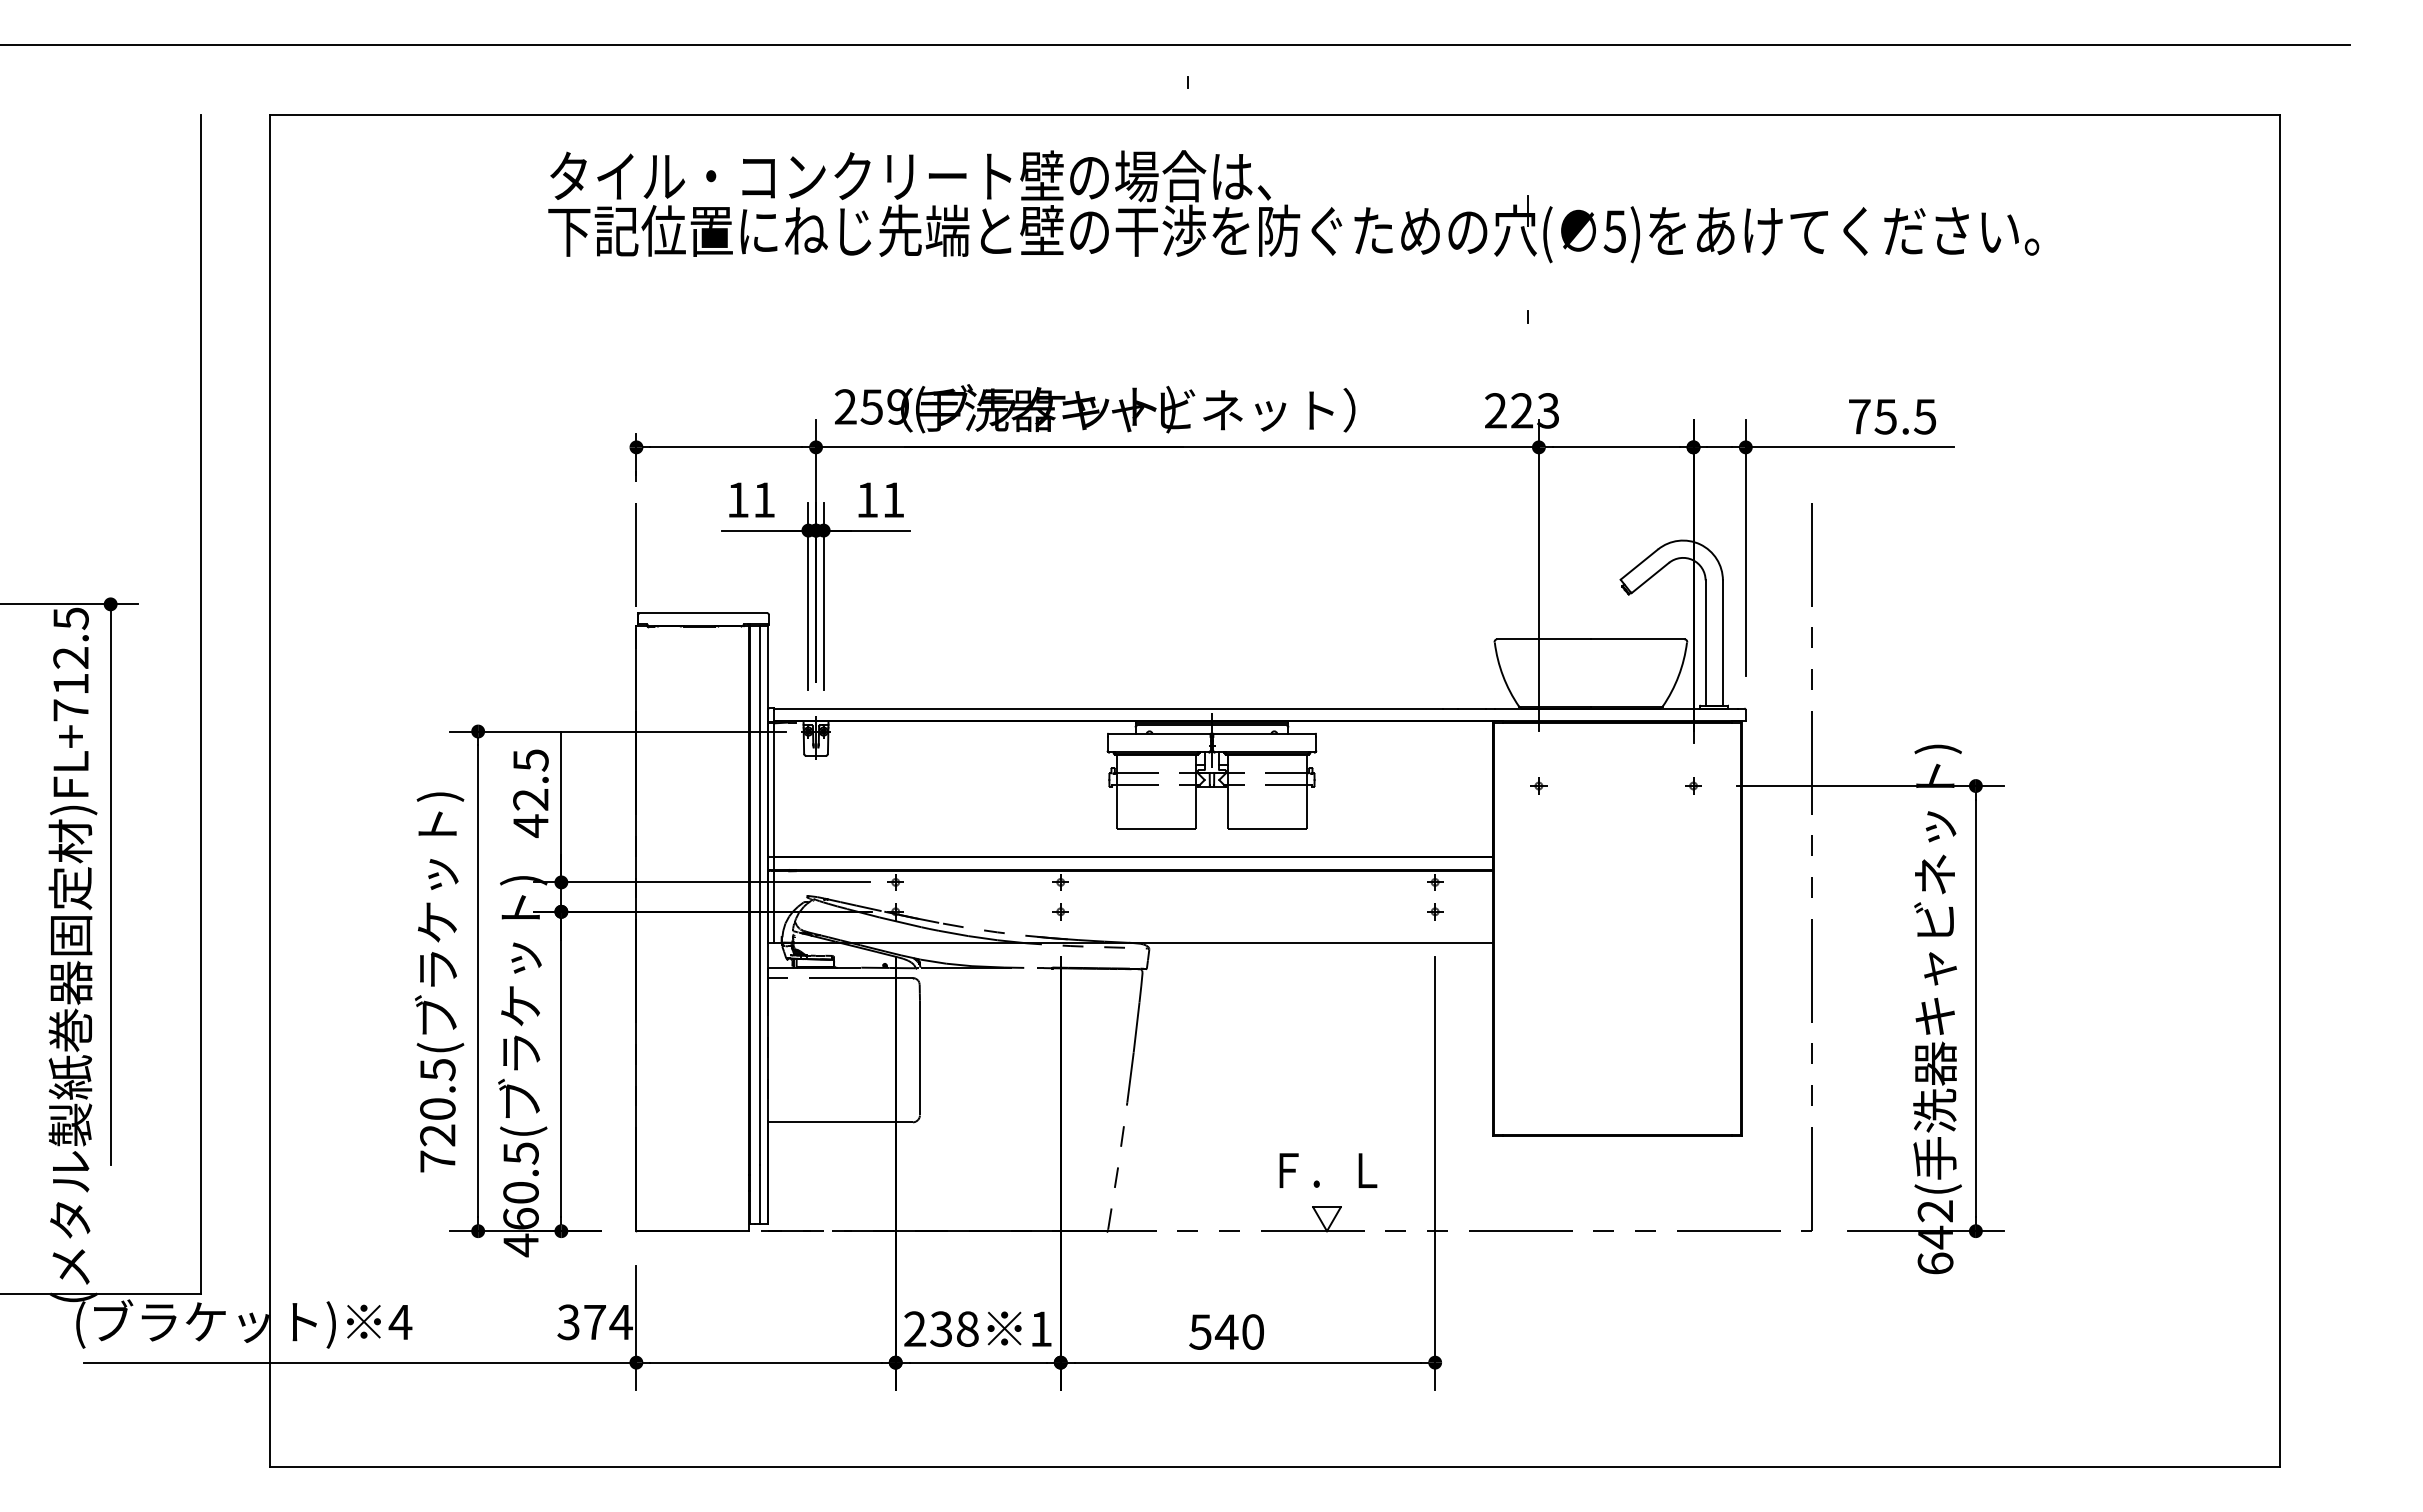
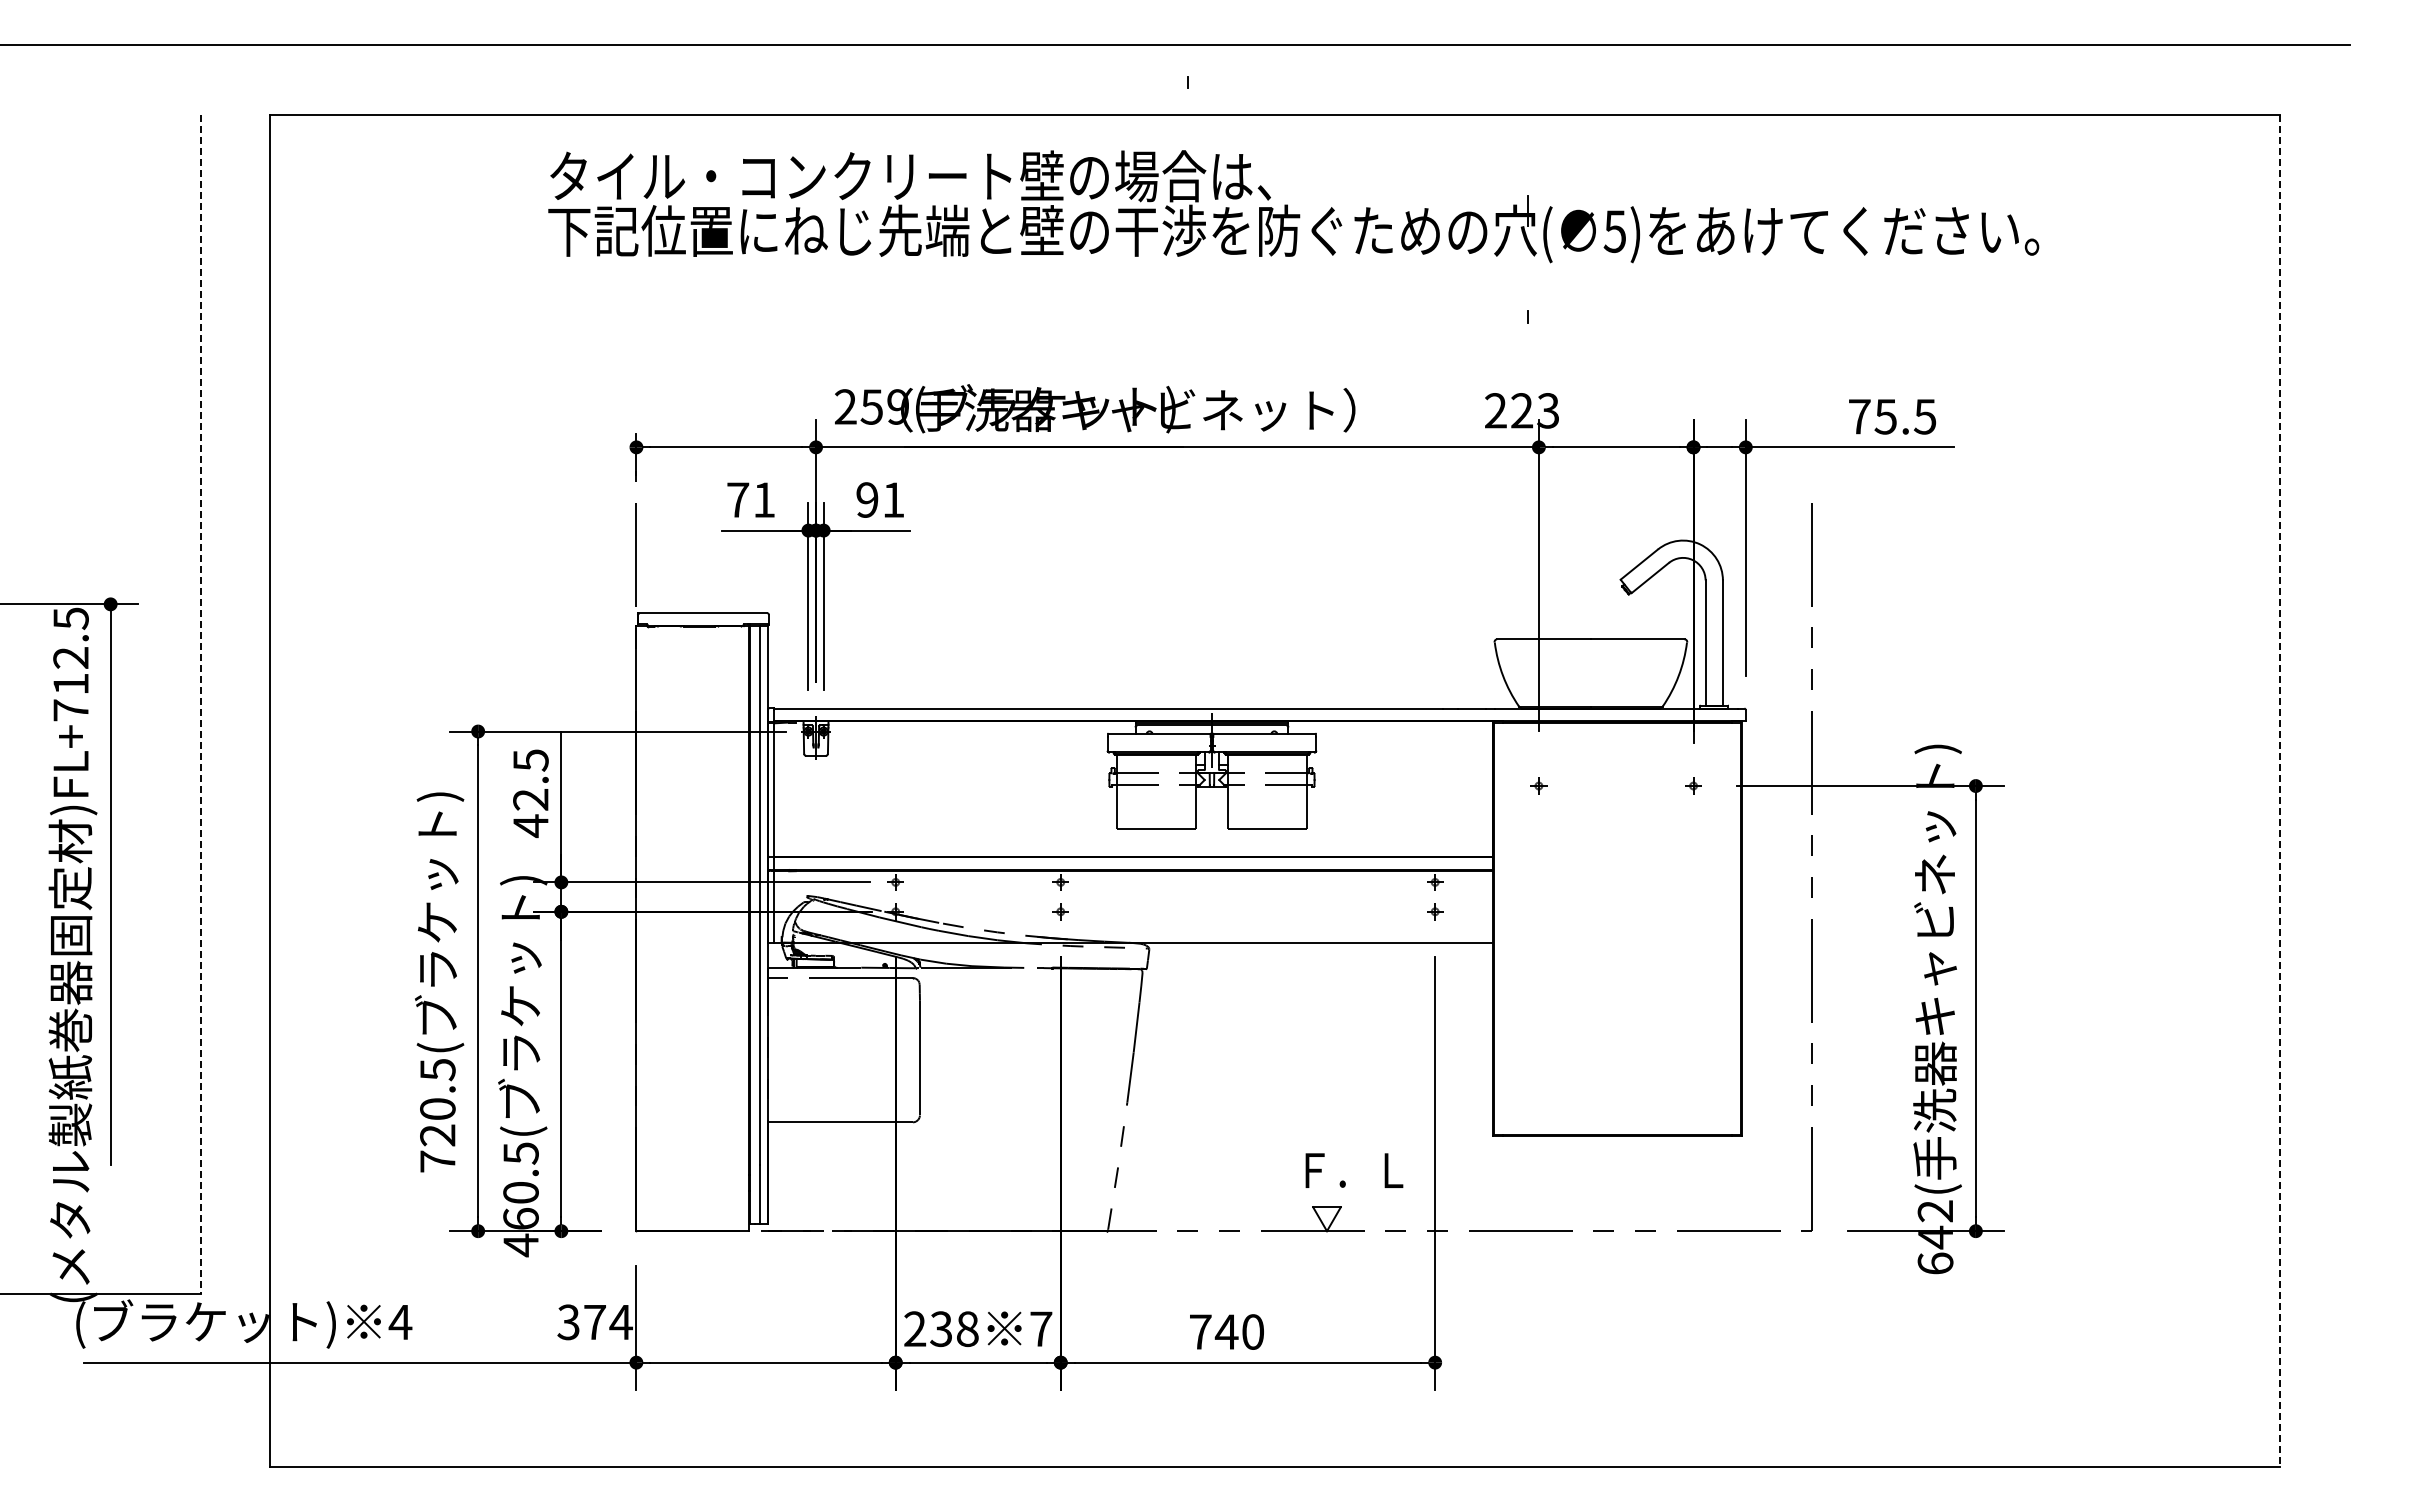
text: 11 -> 71 (738, 499)
text: 11 -> 91 (867, 499)
line: solid -> dashed (200, 704)
line: solid -> dashed (2280, 791)
text position: (1328, 1170) -> (1354, 1170) (1354, 1170)
text: 1 -> 7 (1041, 1328)
text: 540 -> 740 (1200, 1331)
